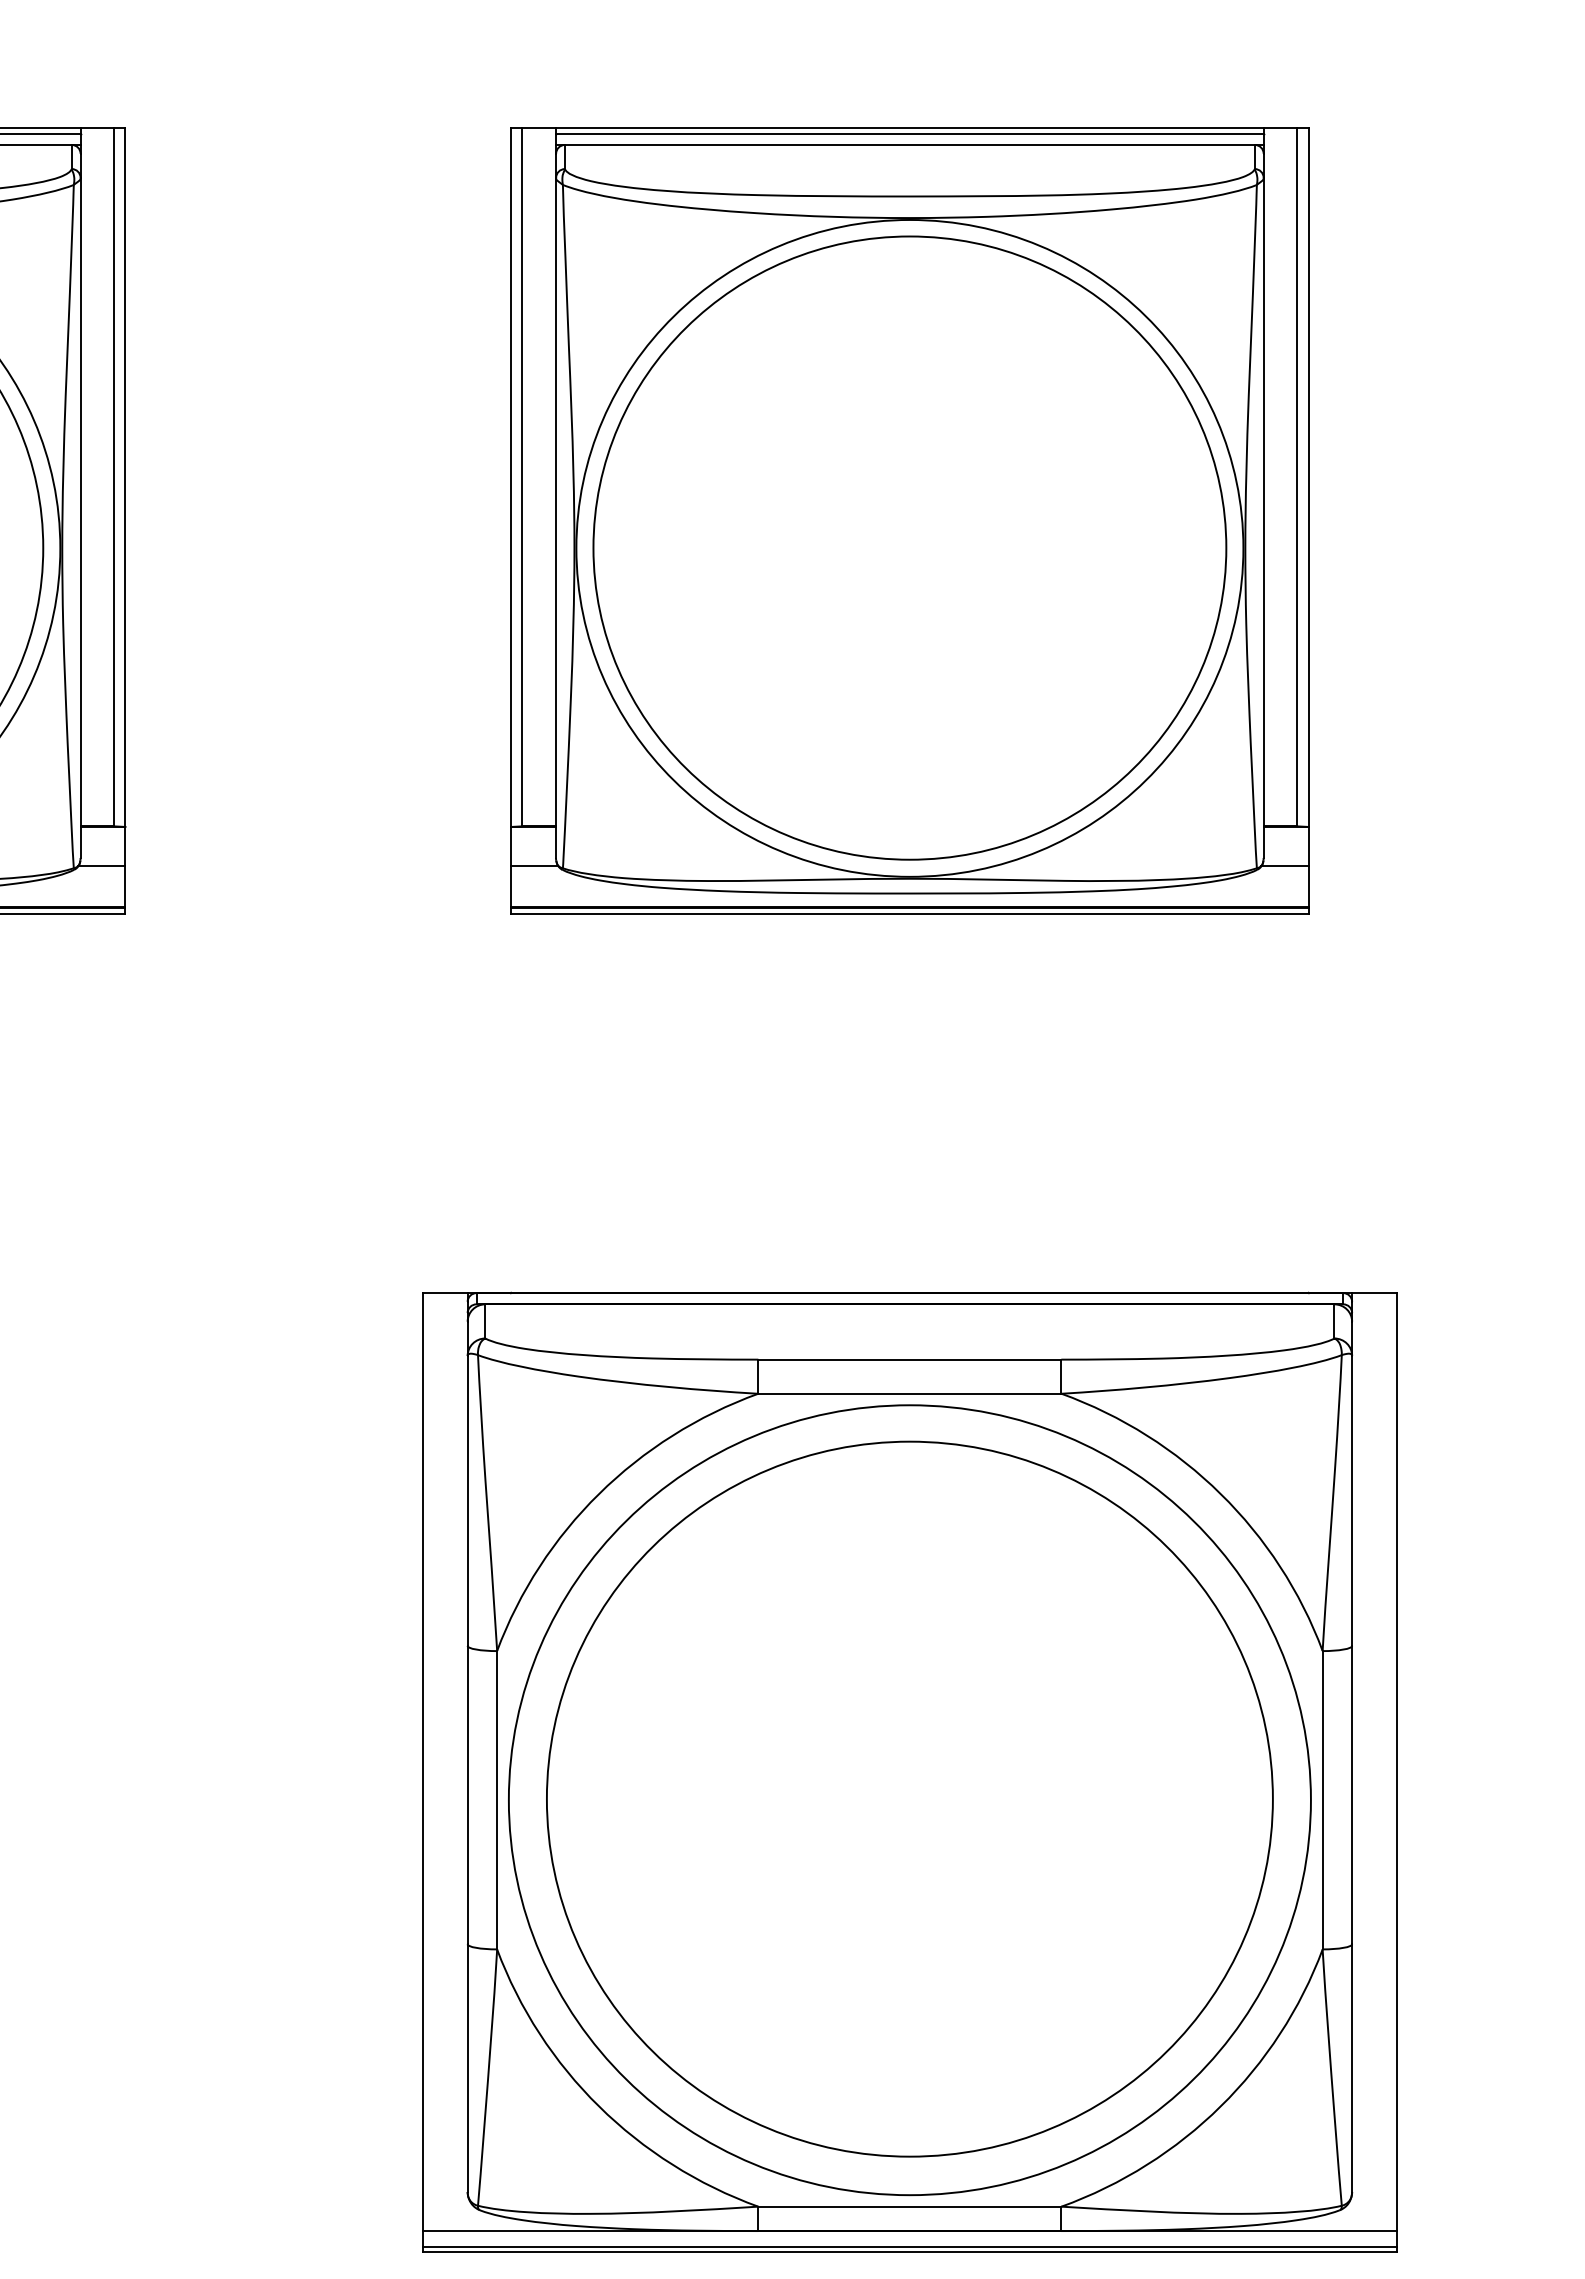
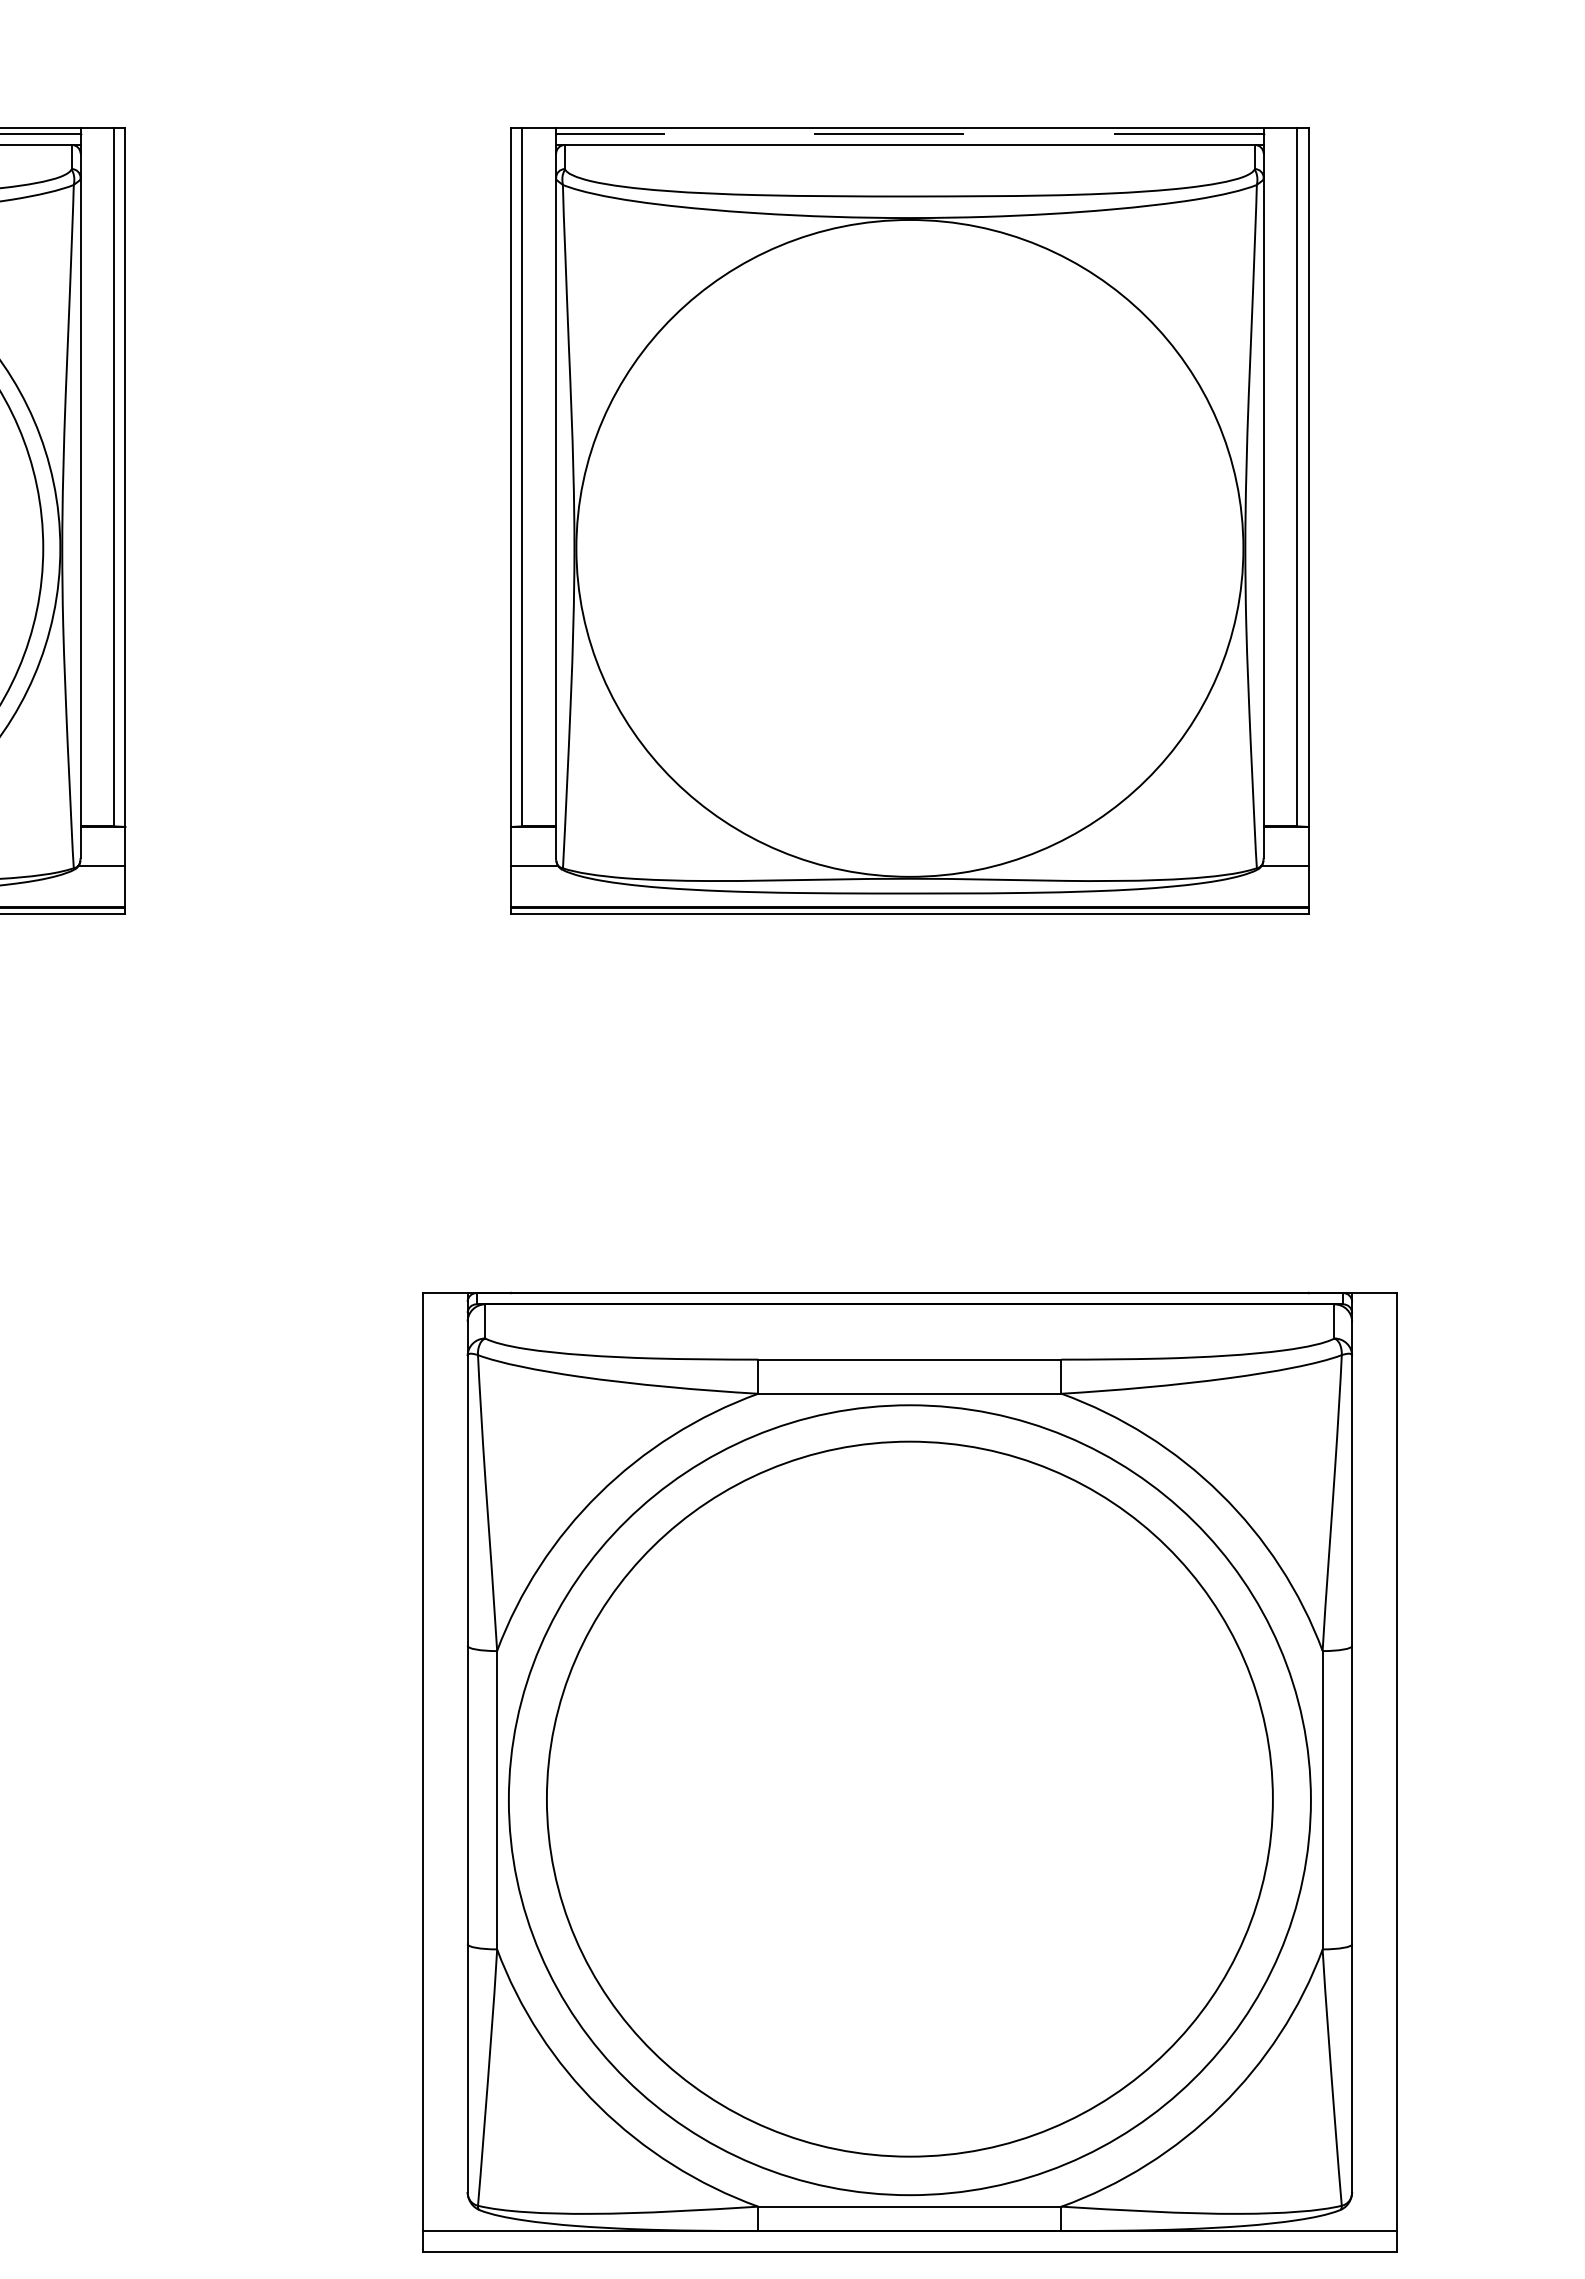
line: solid -> dashed (909, 133)
part: present -> none (909, 547)
line: present -> none (909, 2247)
